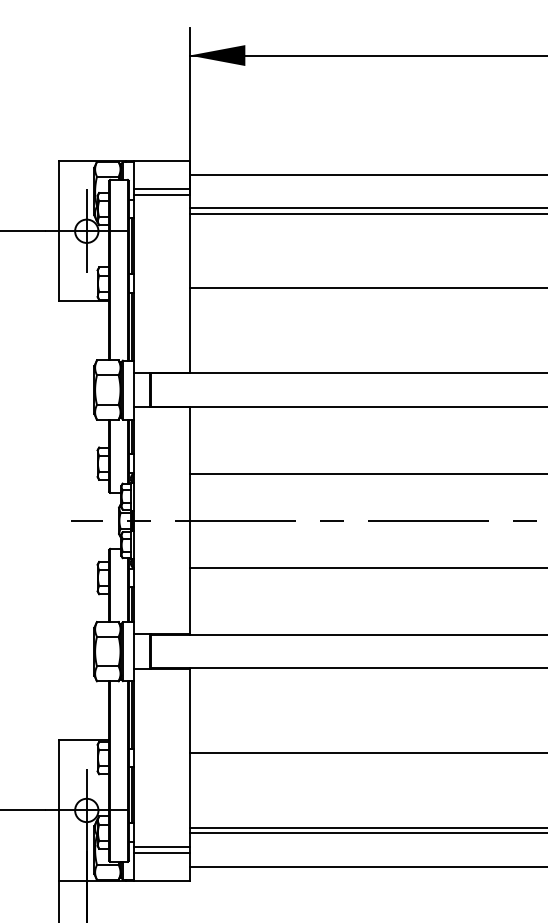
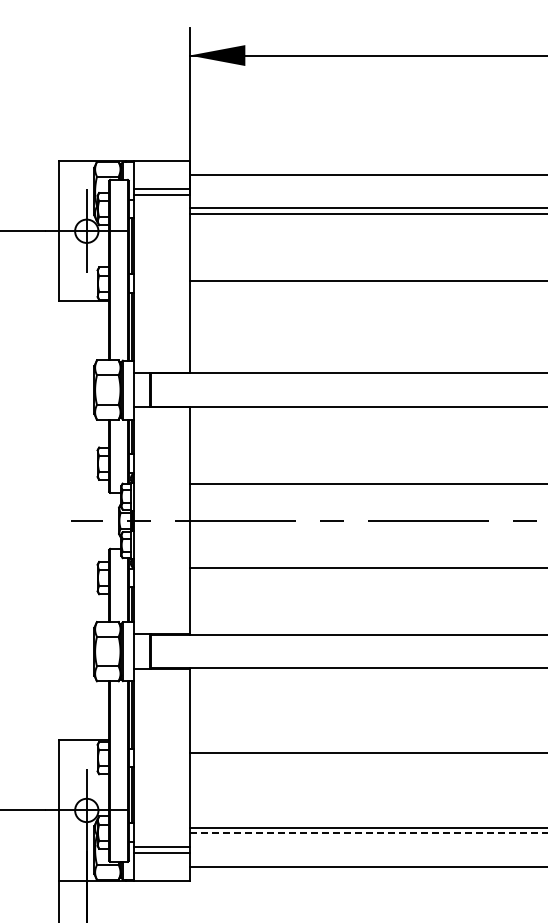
line position: (366, 288) -> (366, 281) (366, 281)
line position: (366, 474) -> (366, 484) (366, 484)
line: solid -> dashed (368, 833)
